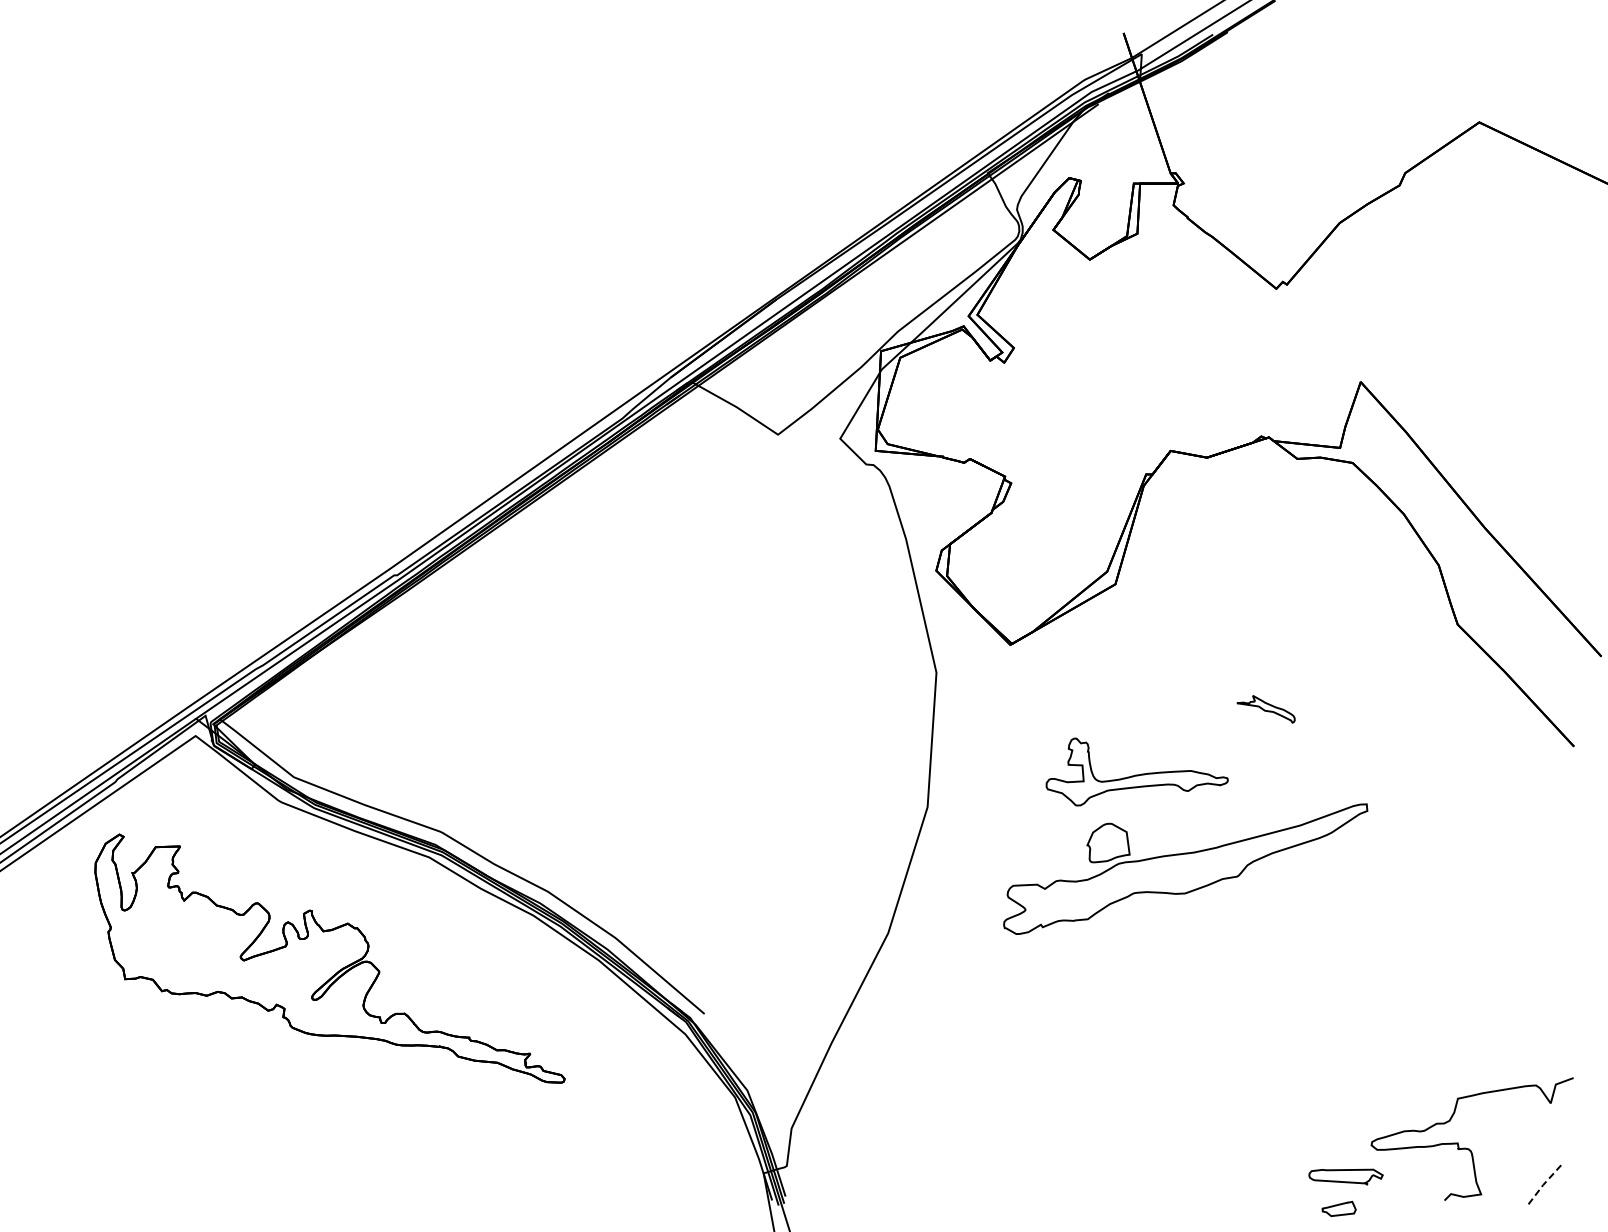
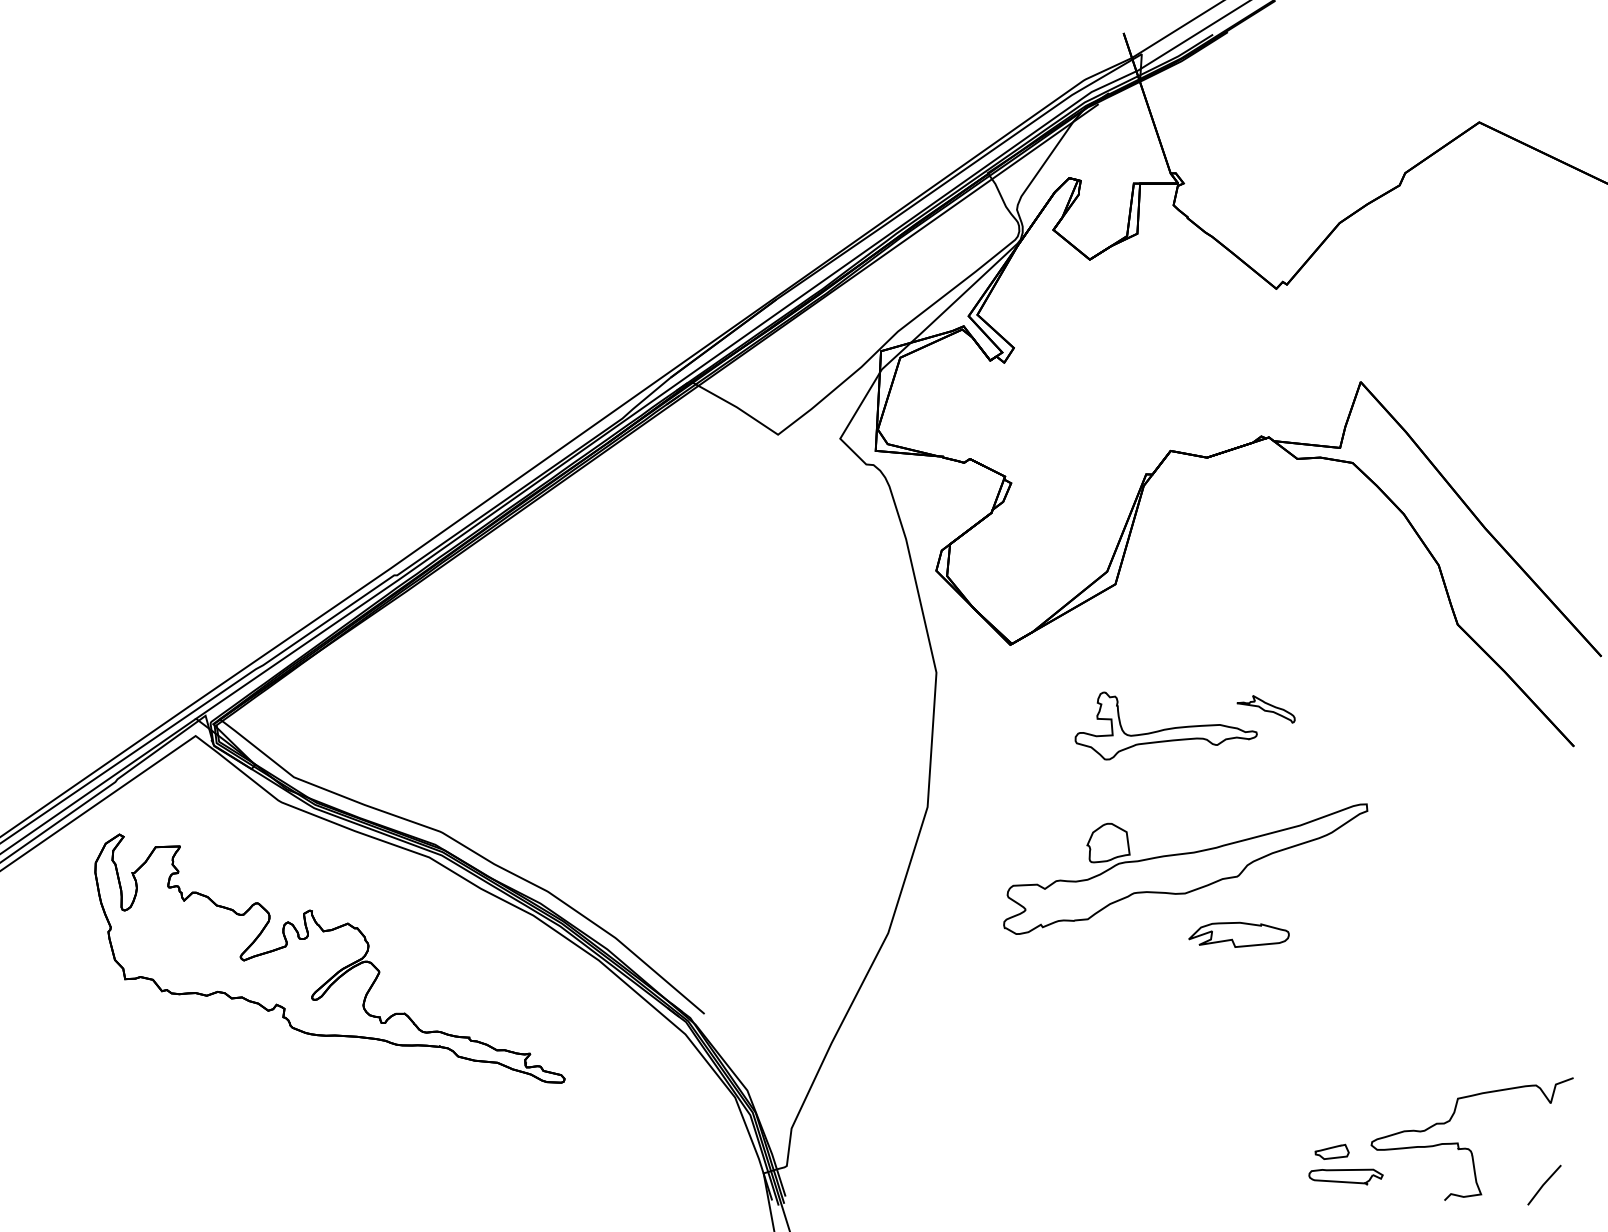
part position: (1136, 771) -> (1165, 725) (1165, 725)
part: none -> present (1238, 934)
line: dashed -> solid (1543, 1185)
part position: (1338, 1208) -> (1331, 1151) (1331, 1151)
